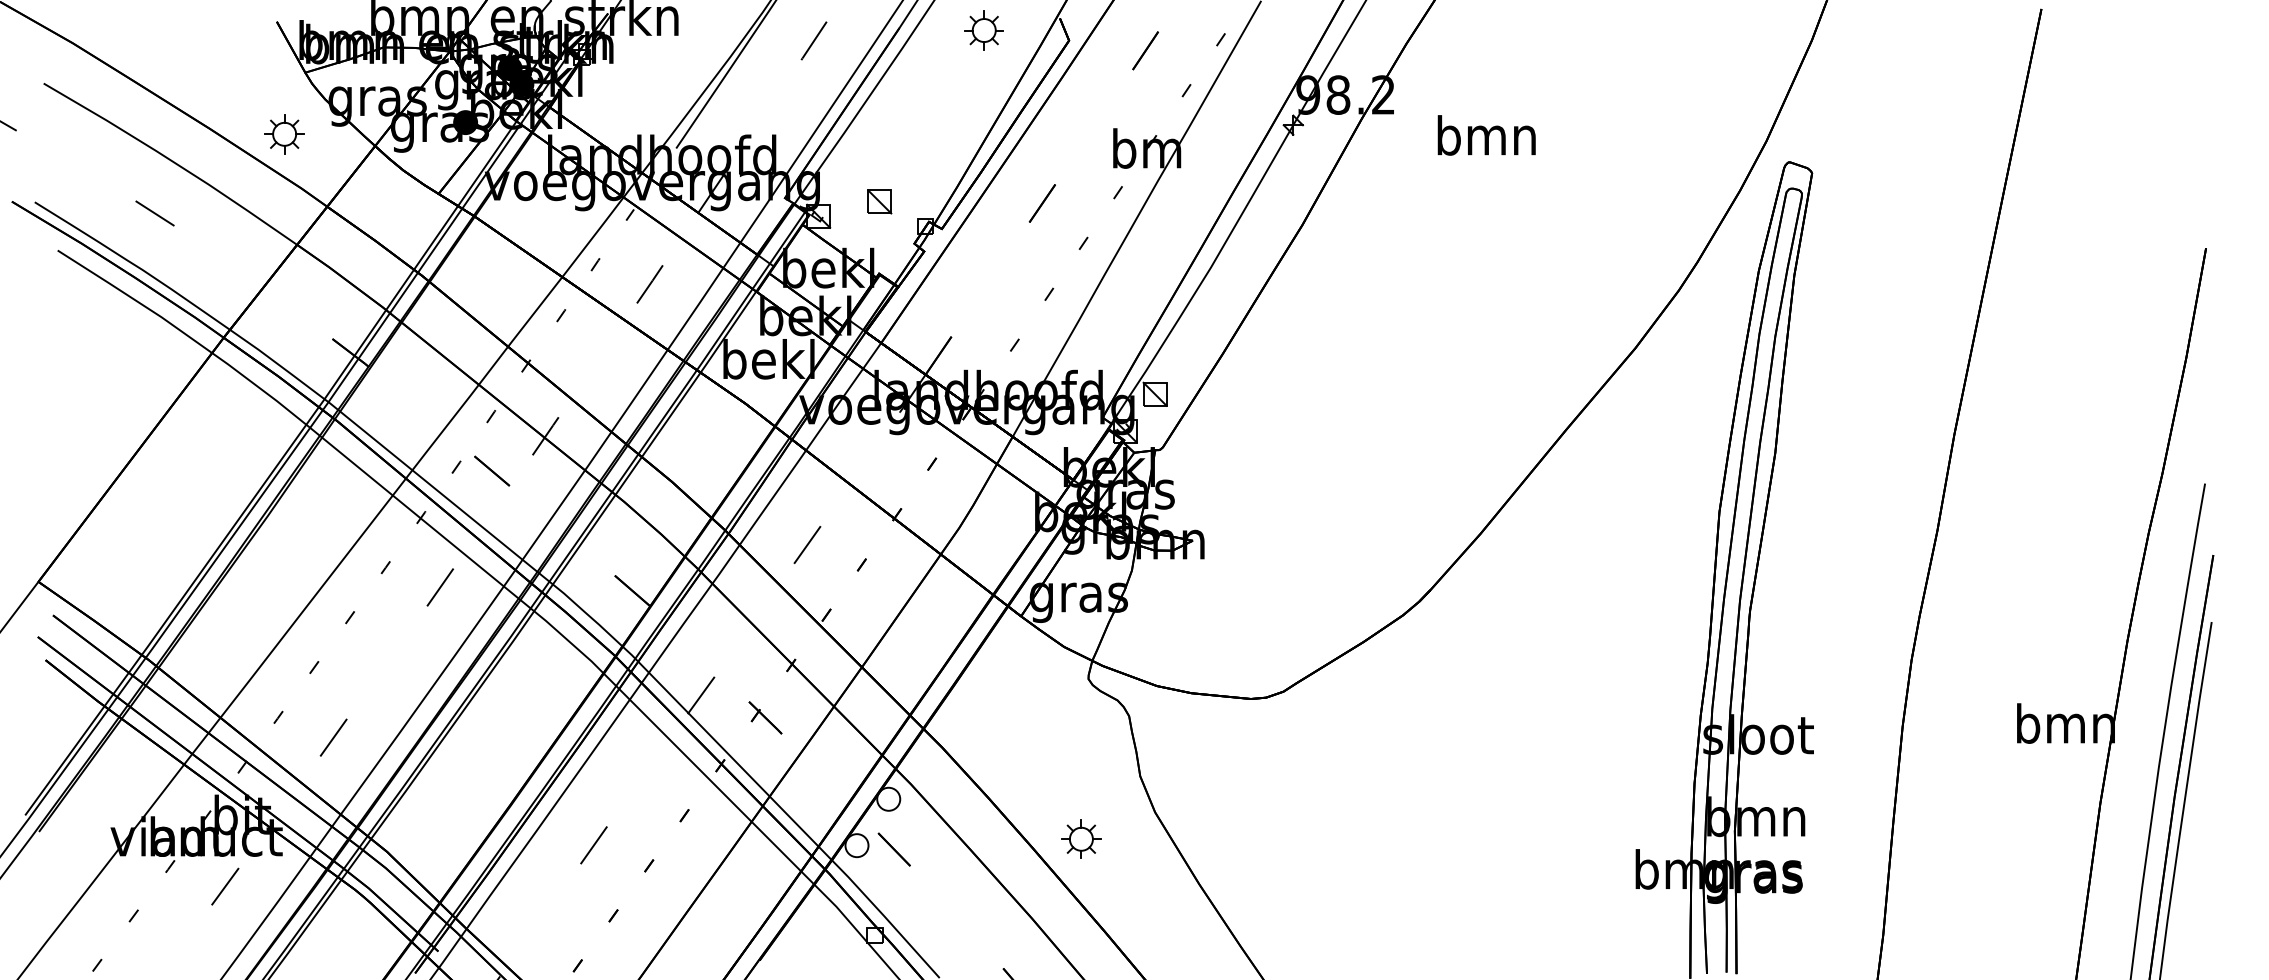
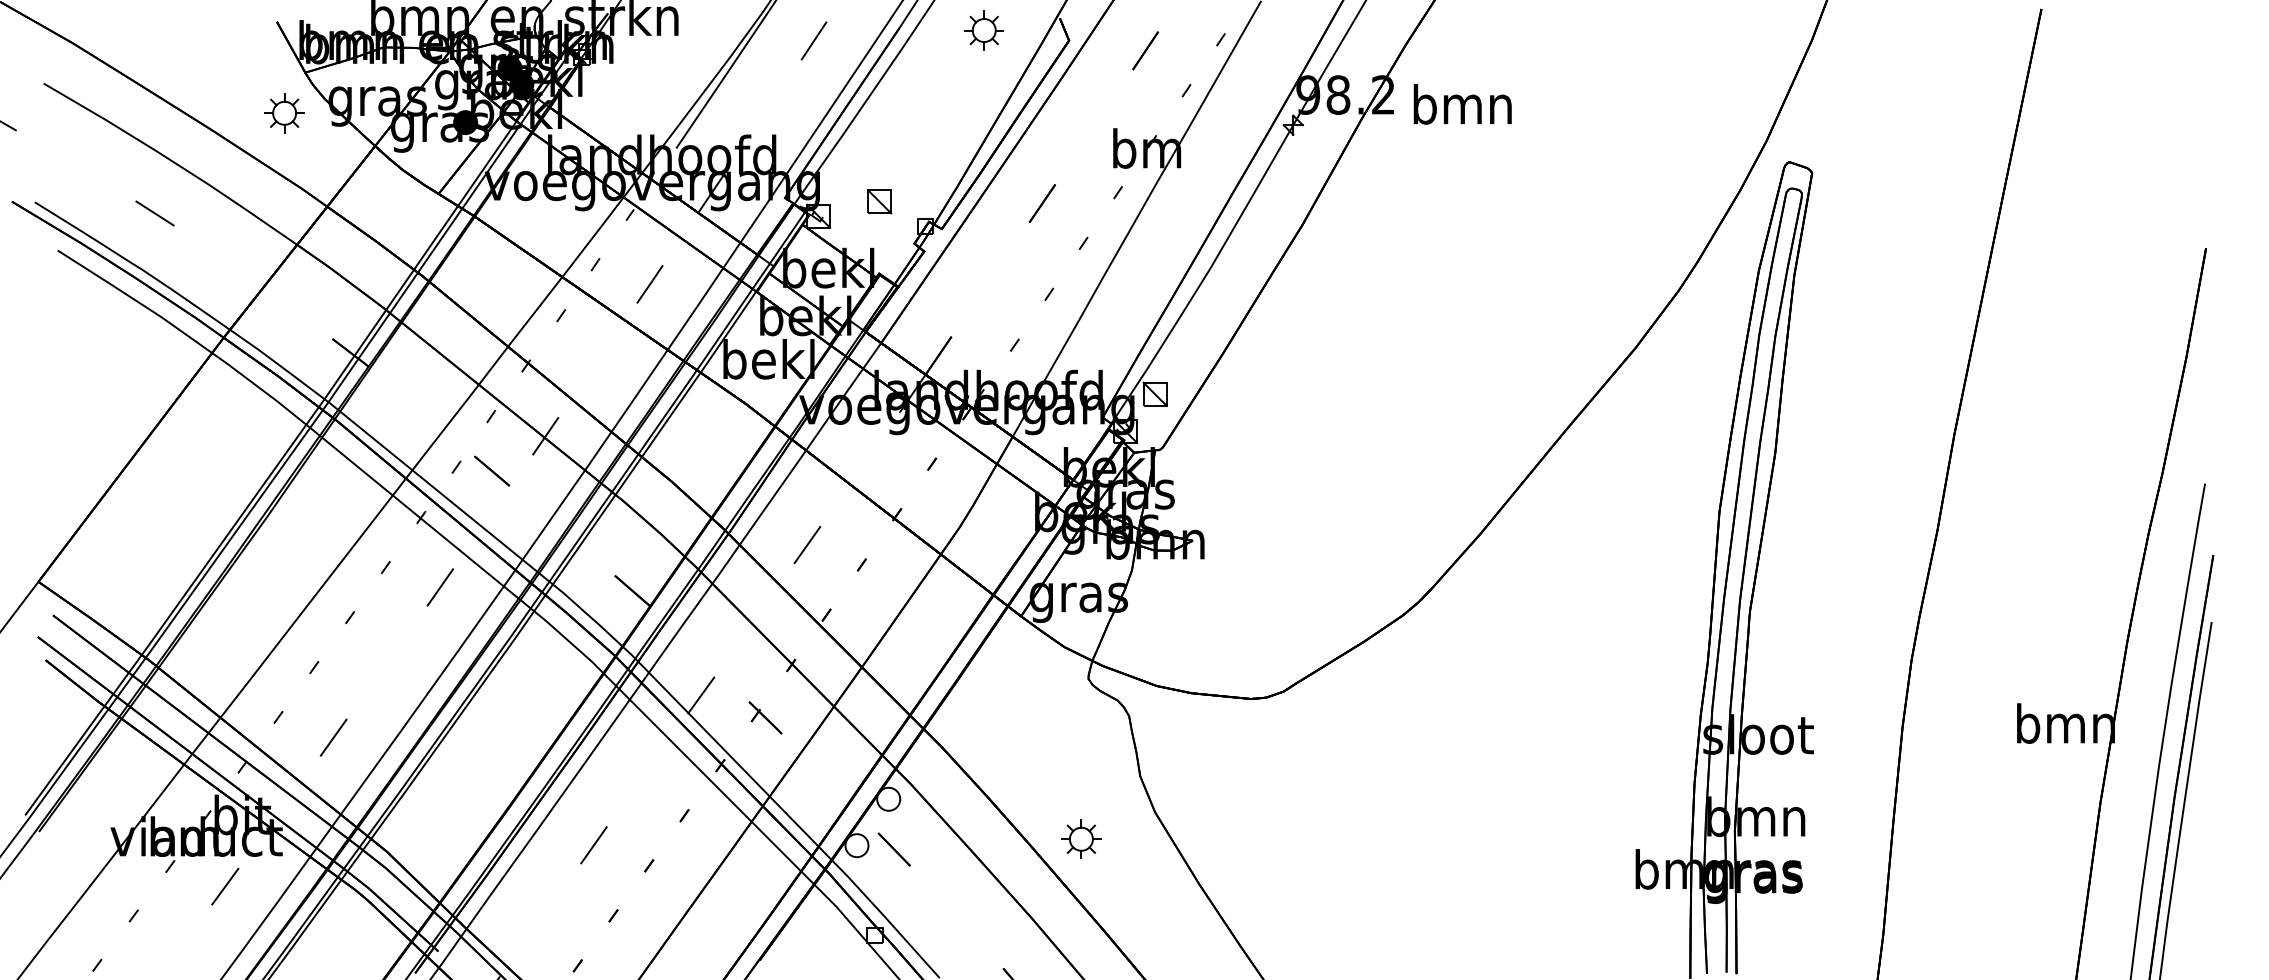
part position: (284, 134) -> (284, 113) (284, 113)
text position: (1486, 135) -> (1462, 104) (1462, 104)
